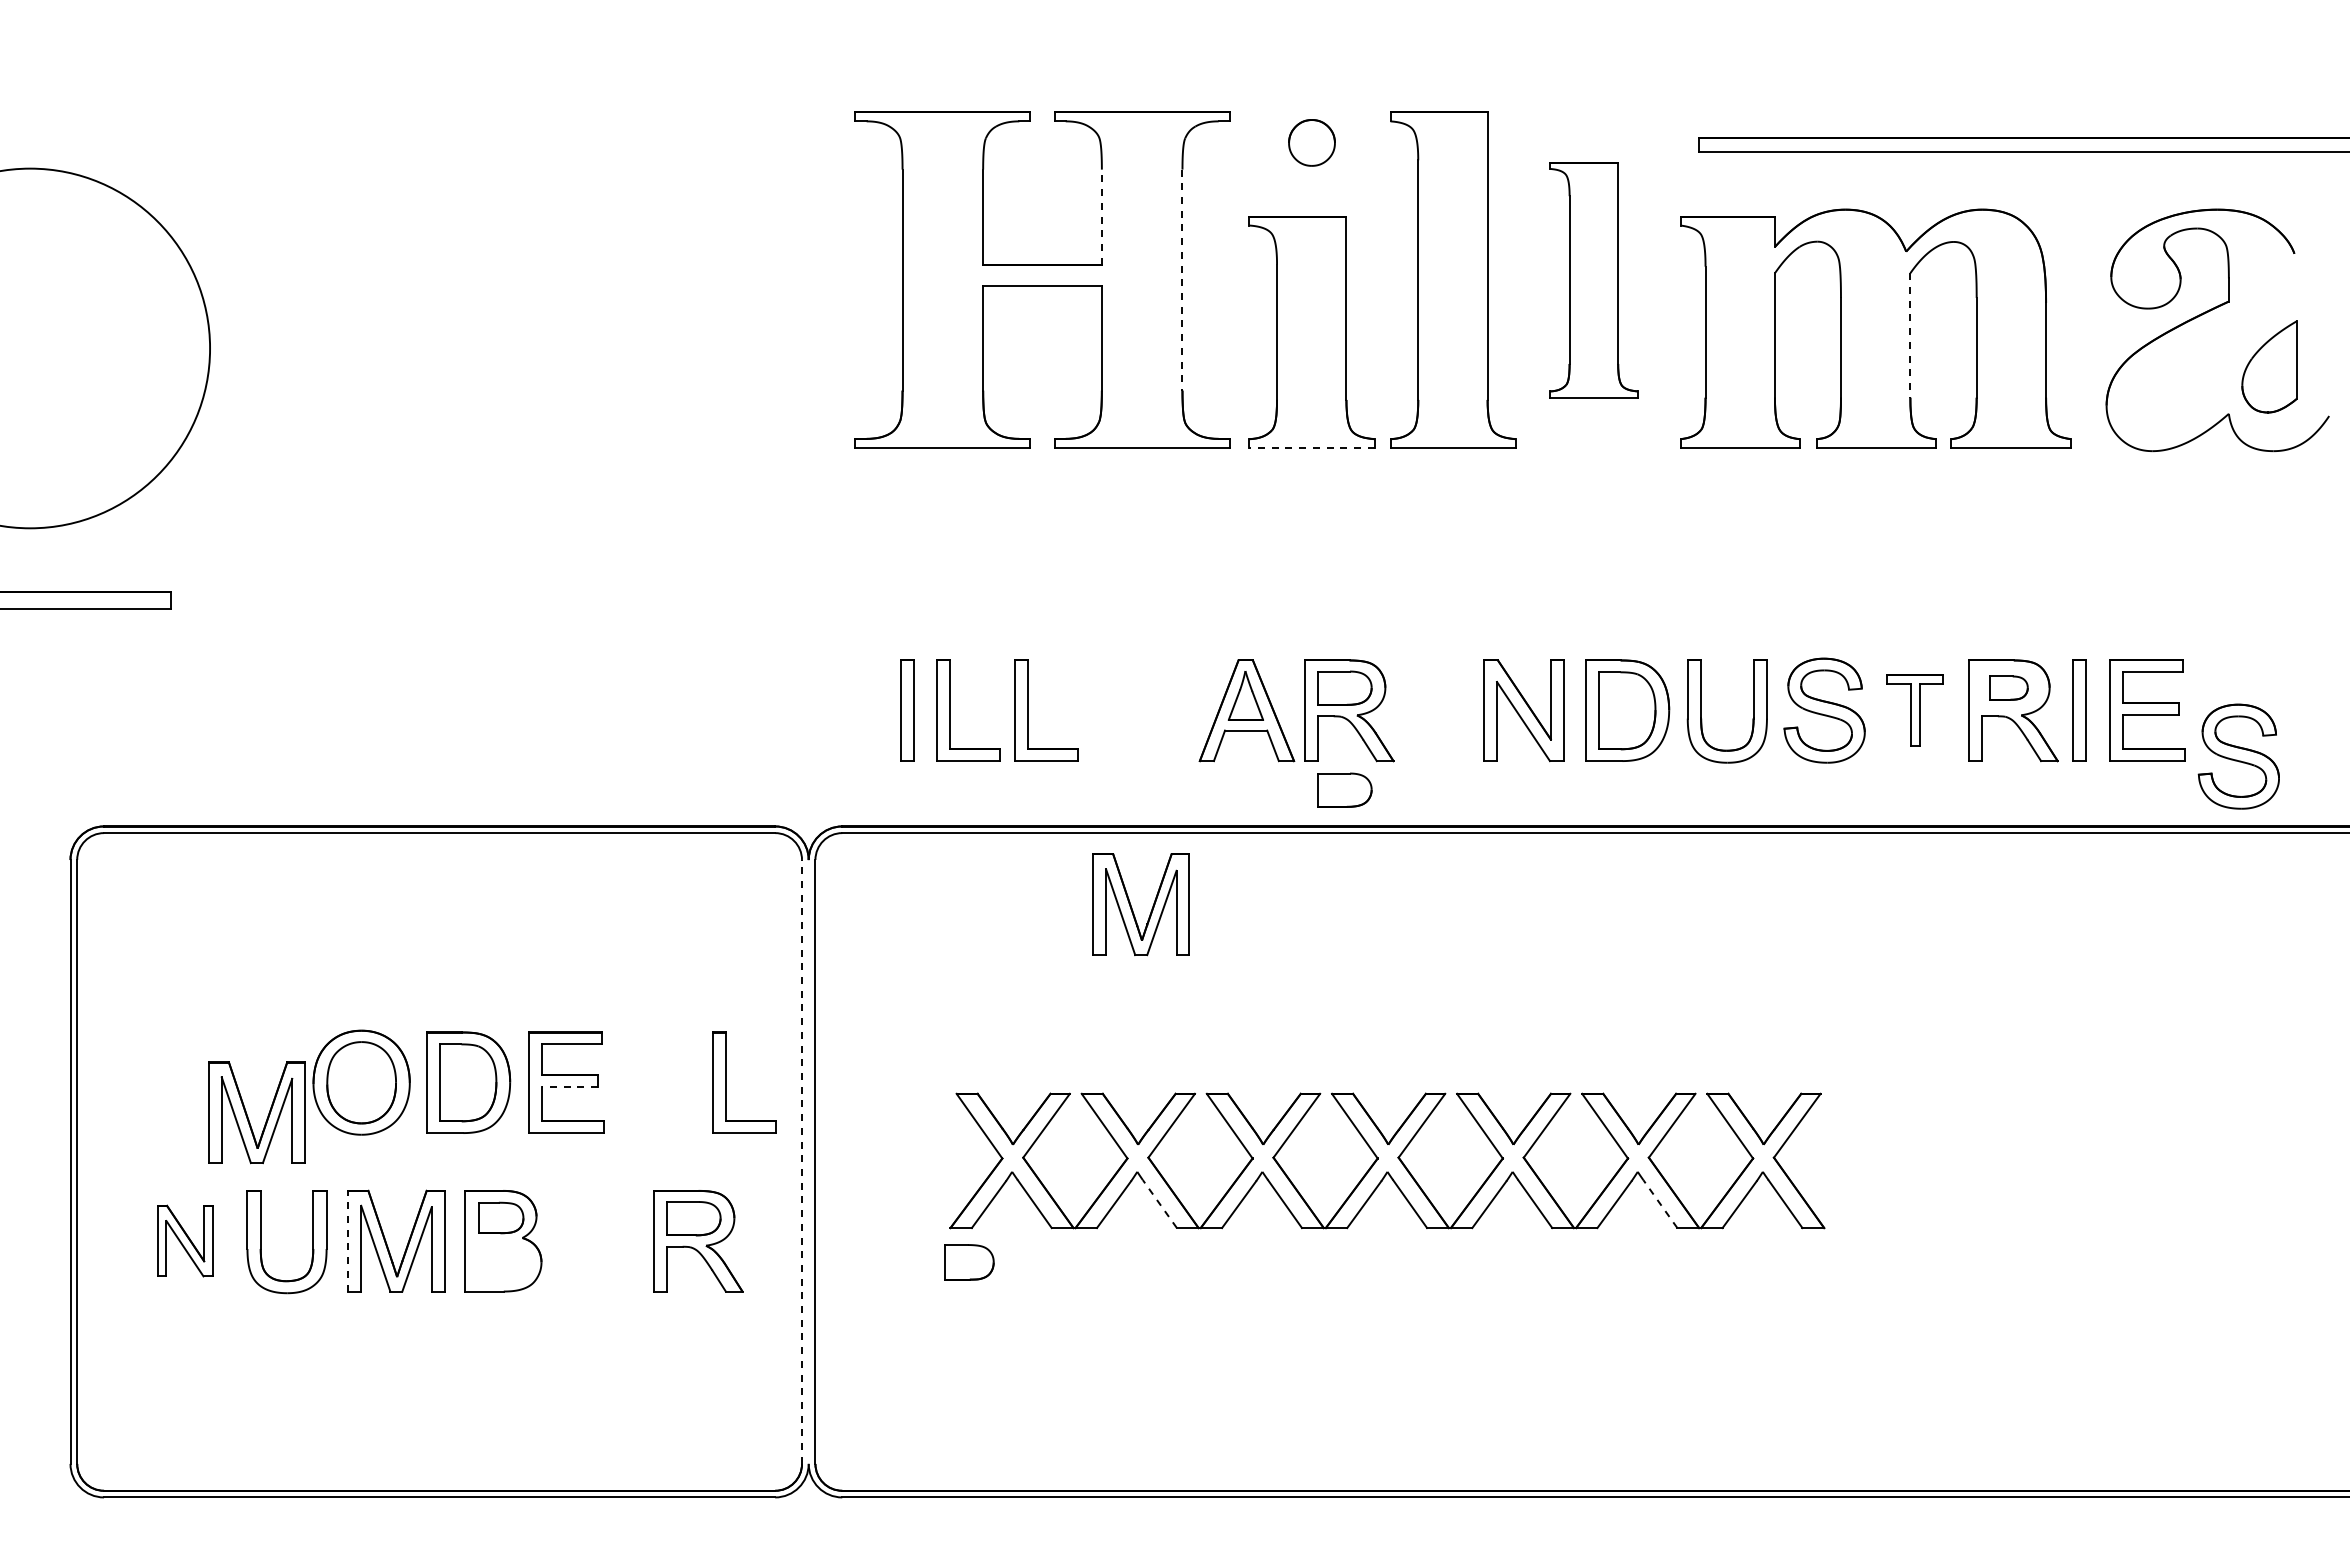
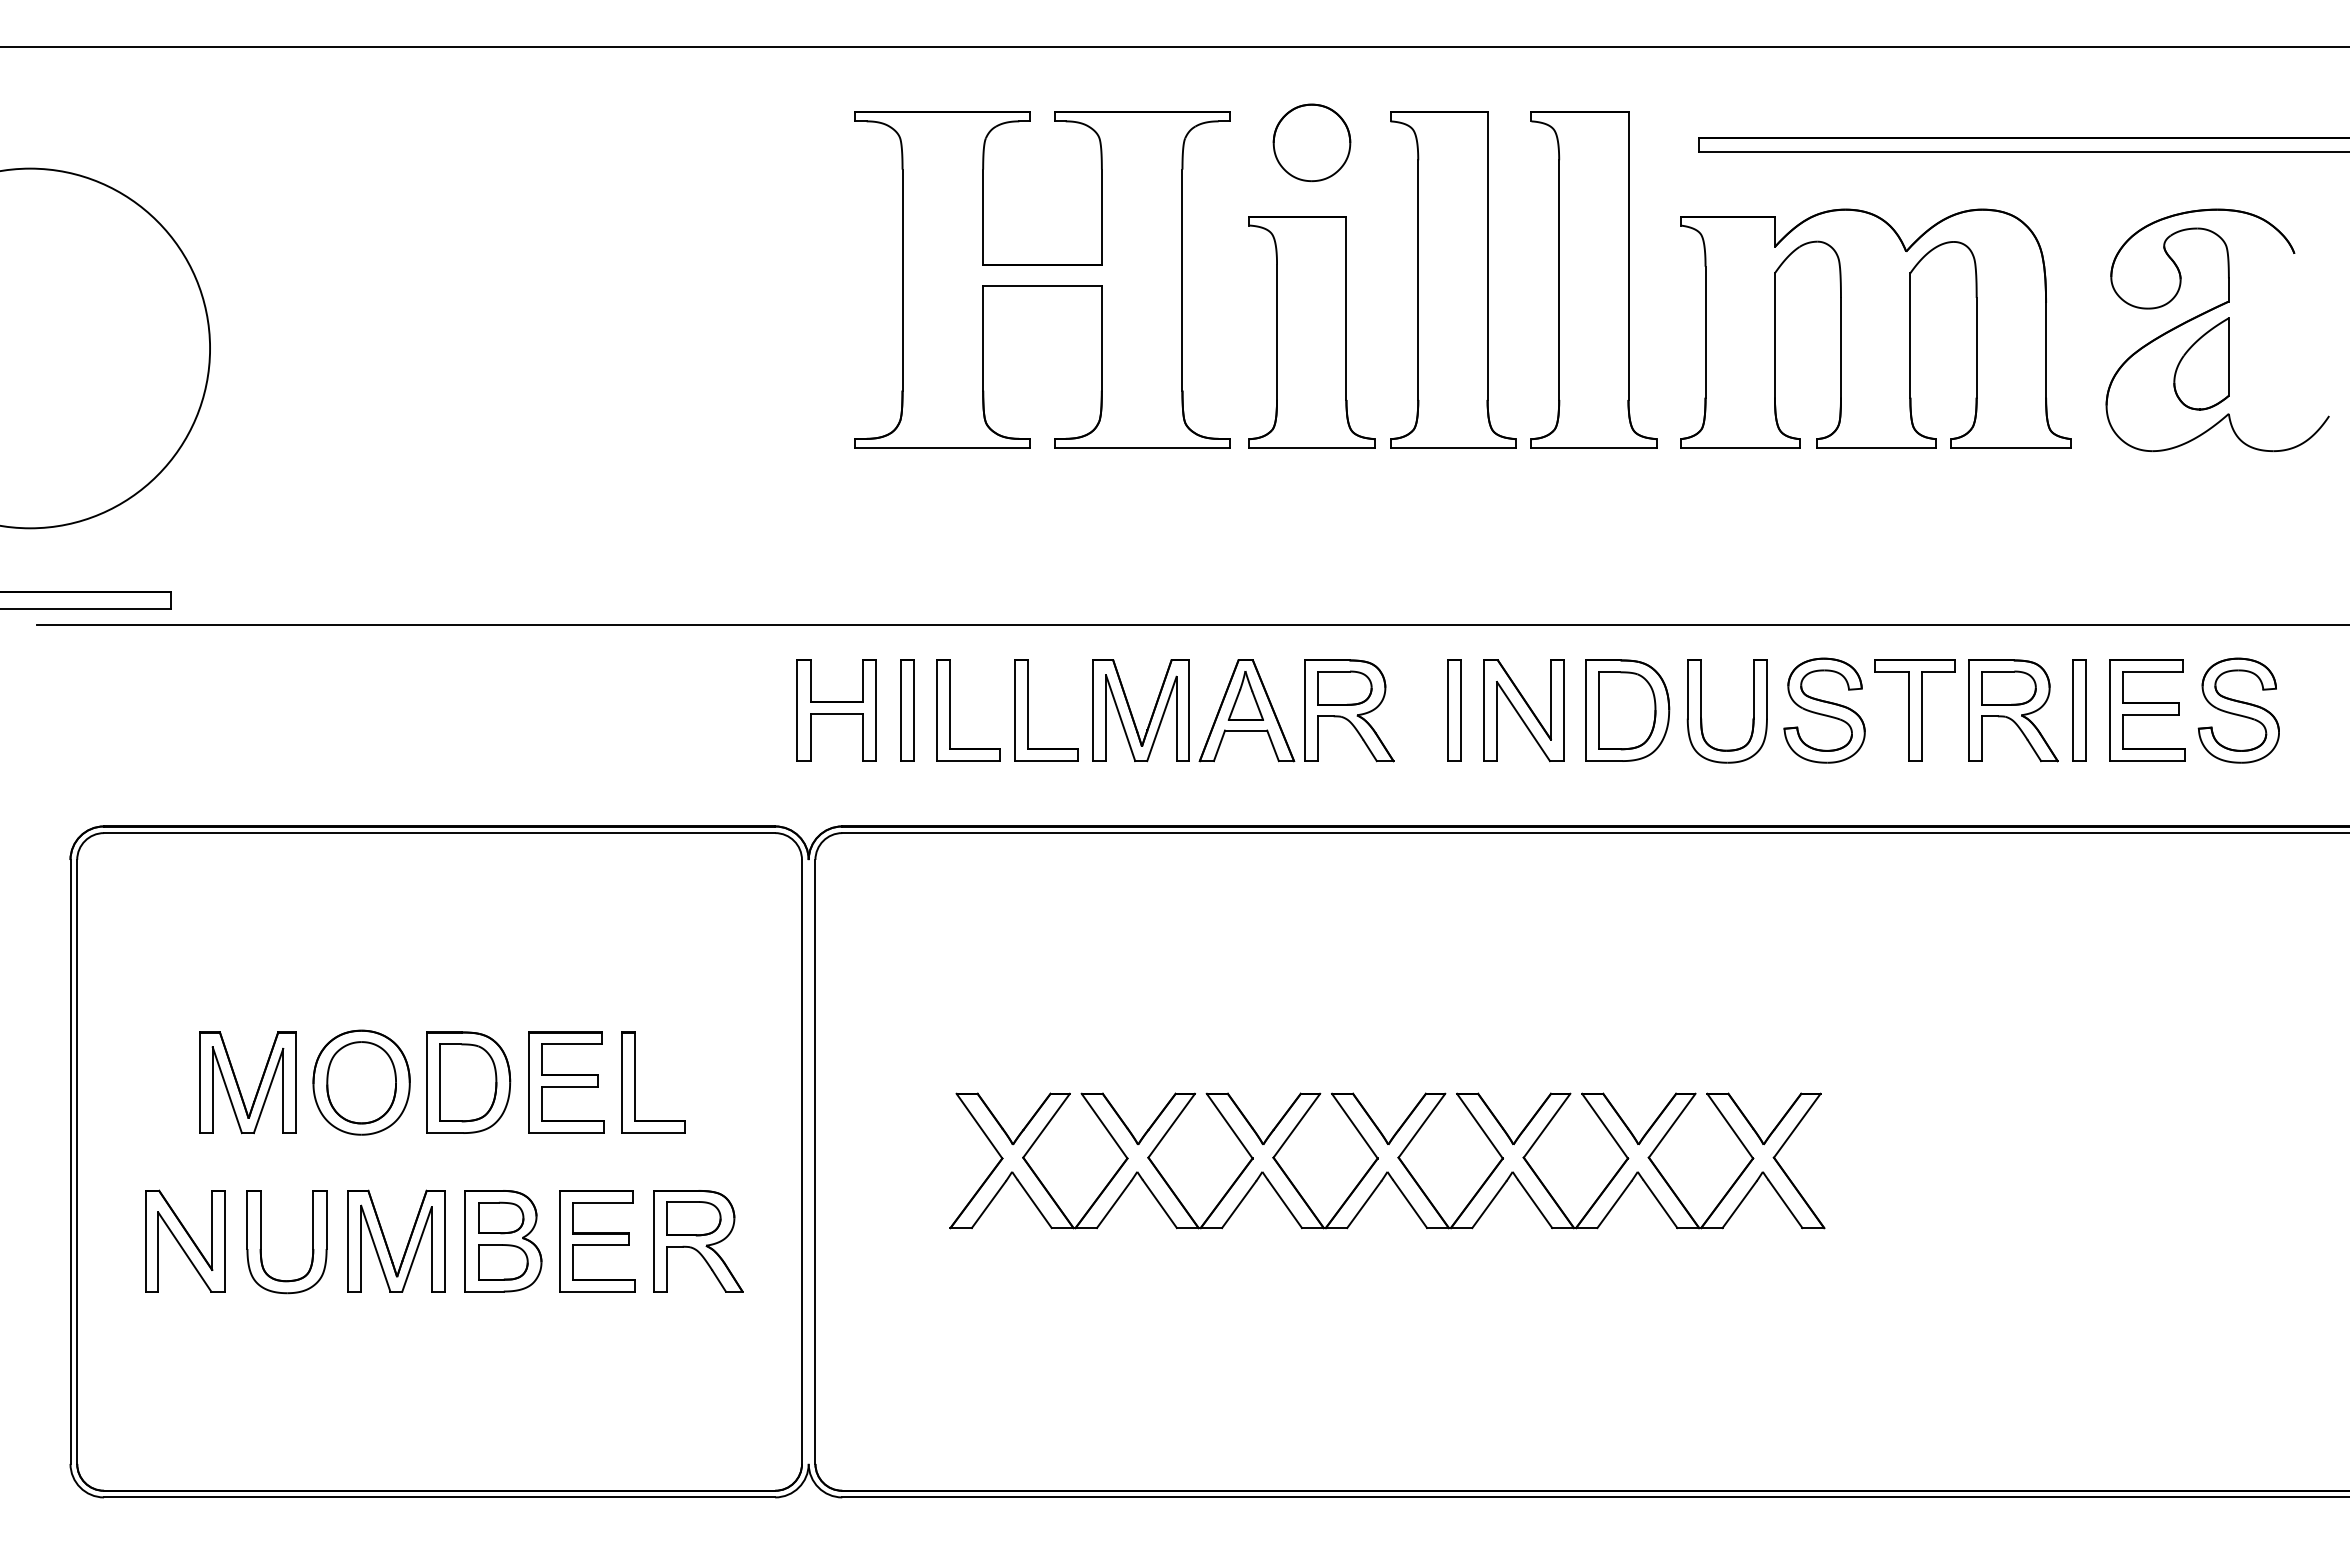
line: none -> present (1174, 46)
part size: 48x48 px -> 80x80 px (1311, 142)
line: dashed -> solid (1101, 217)
line: dashed -> solid (1182, 280)
part size: 90x237 px -> 128x338 px (1593, 279)
line: dashed -> solid (1910, 335)
part position: (2269, 366) -> (2201, 363) (2201, 363)
line: dashed -> solid (1312, 447)
line: none -> present (1191, 625)
part size: 40x26 px -> 56x36 px (2008, 687)
part: none -> present (836, 710)
part: none -> present (1454, 710)
part size: 58x73 px -> 82x103 px (1914, 710)
part position: (2238, 756) -> (2238, 710) (2238, 710)
part: present -> none (1344, 789)
part position: (1132, 907) -> (1132, 713) (1132, 713)
part position: (726, 1082) -> (635, 1082) (635, 1082)
line: dashed -> solid (570, 1086)
part position: (248, 1116) -> (239, 1086) (239, 1086)
line: dashed -> solid (802, 1161)
line: dashed -> solid (1159, 1203)
line: dashed -> solid (1660, 1203)
part size: 57x74 px -> 81x104 px (185, 1240)
line: dashed -> solid (348, 1240)
part: none -> present (597, 1241)
part position: (969, 1262) -> (503, 1262) (503, 1262)
